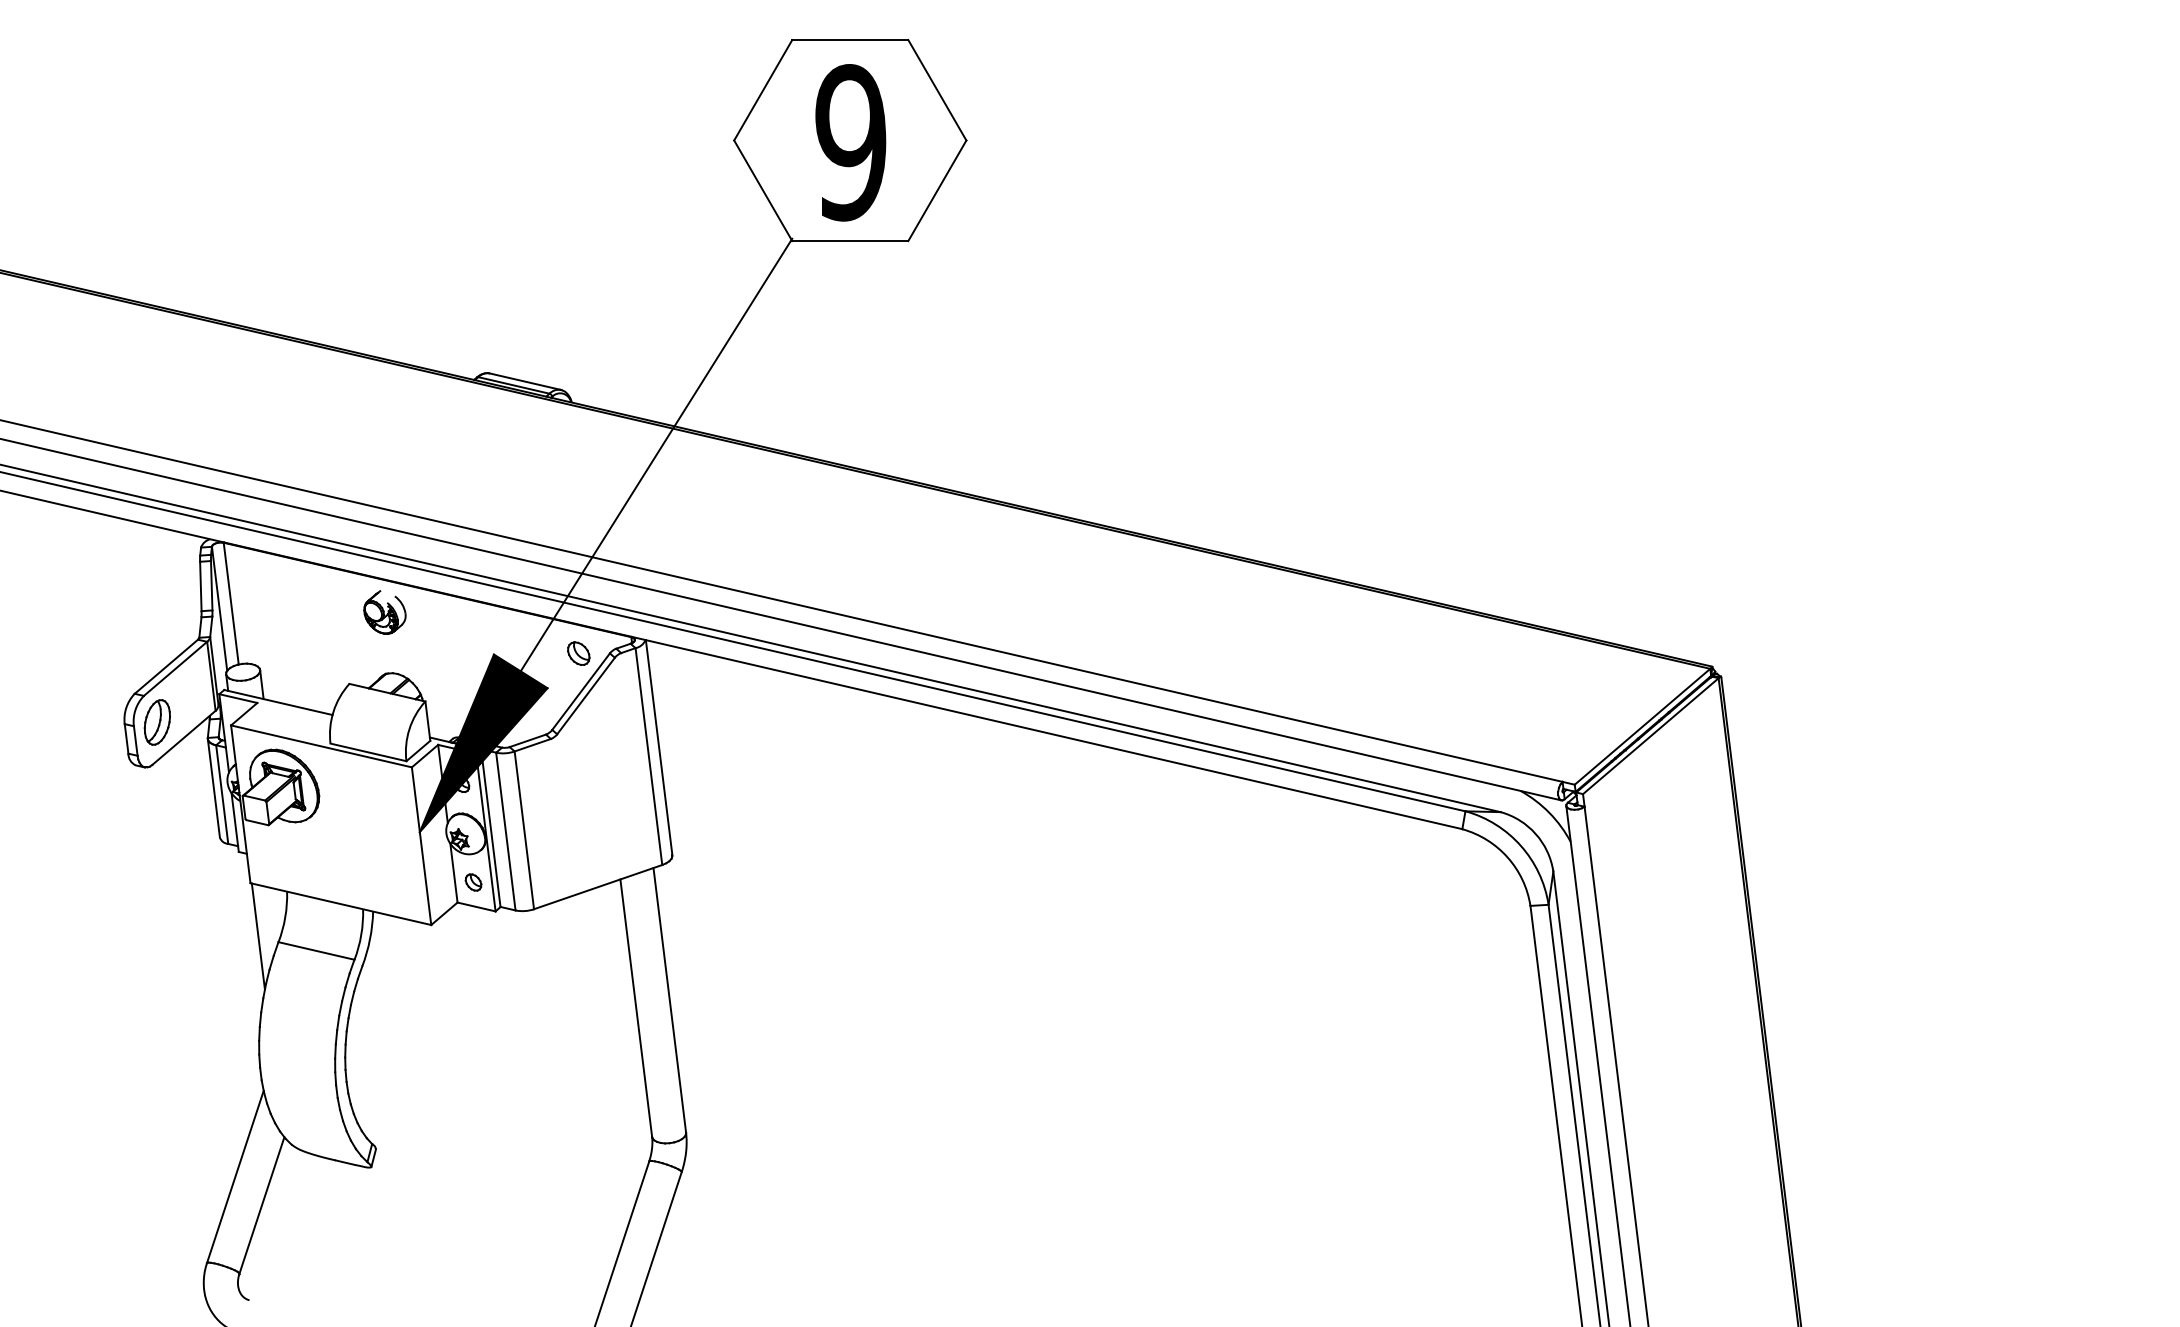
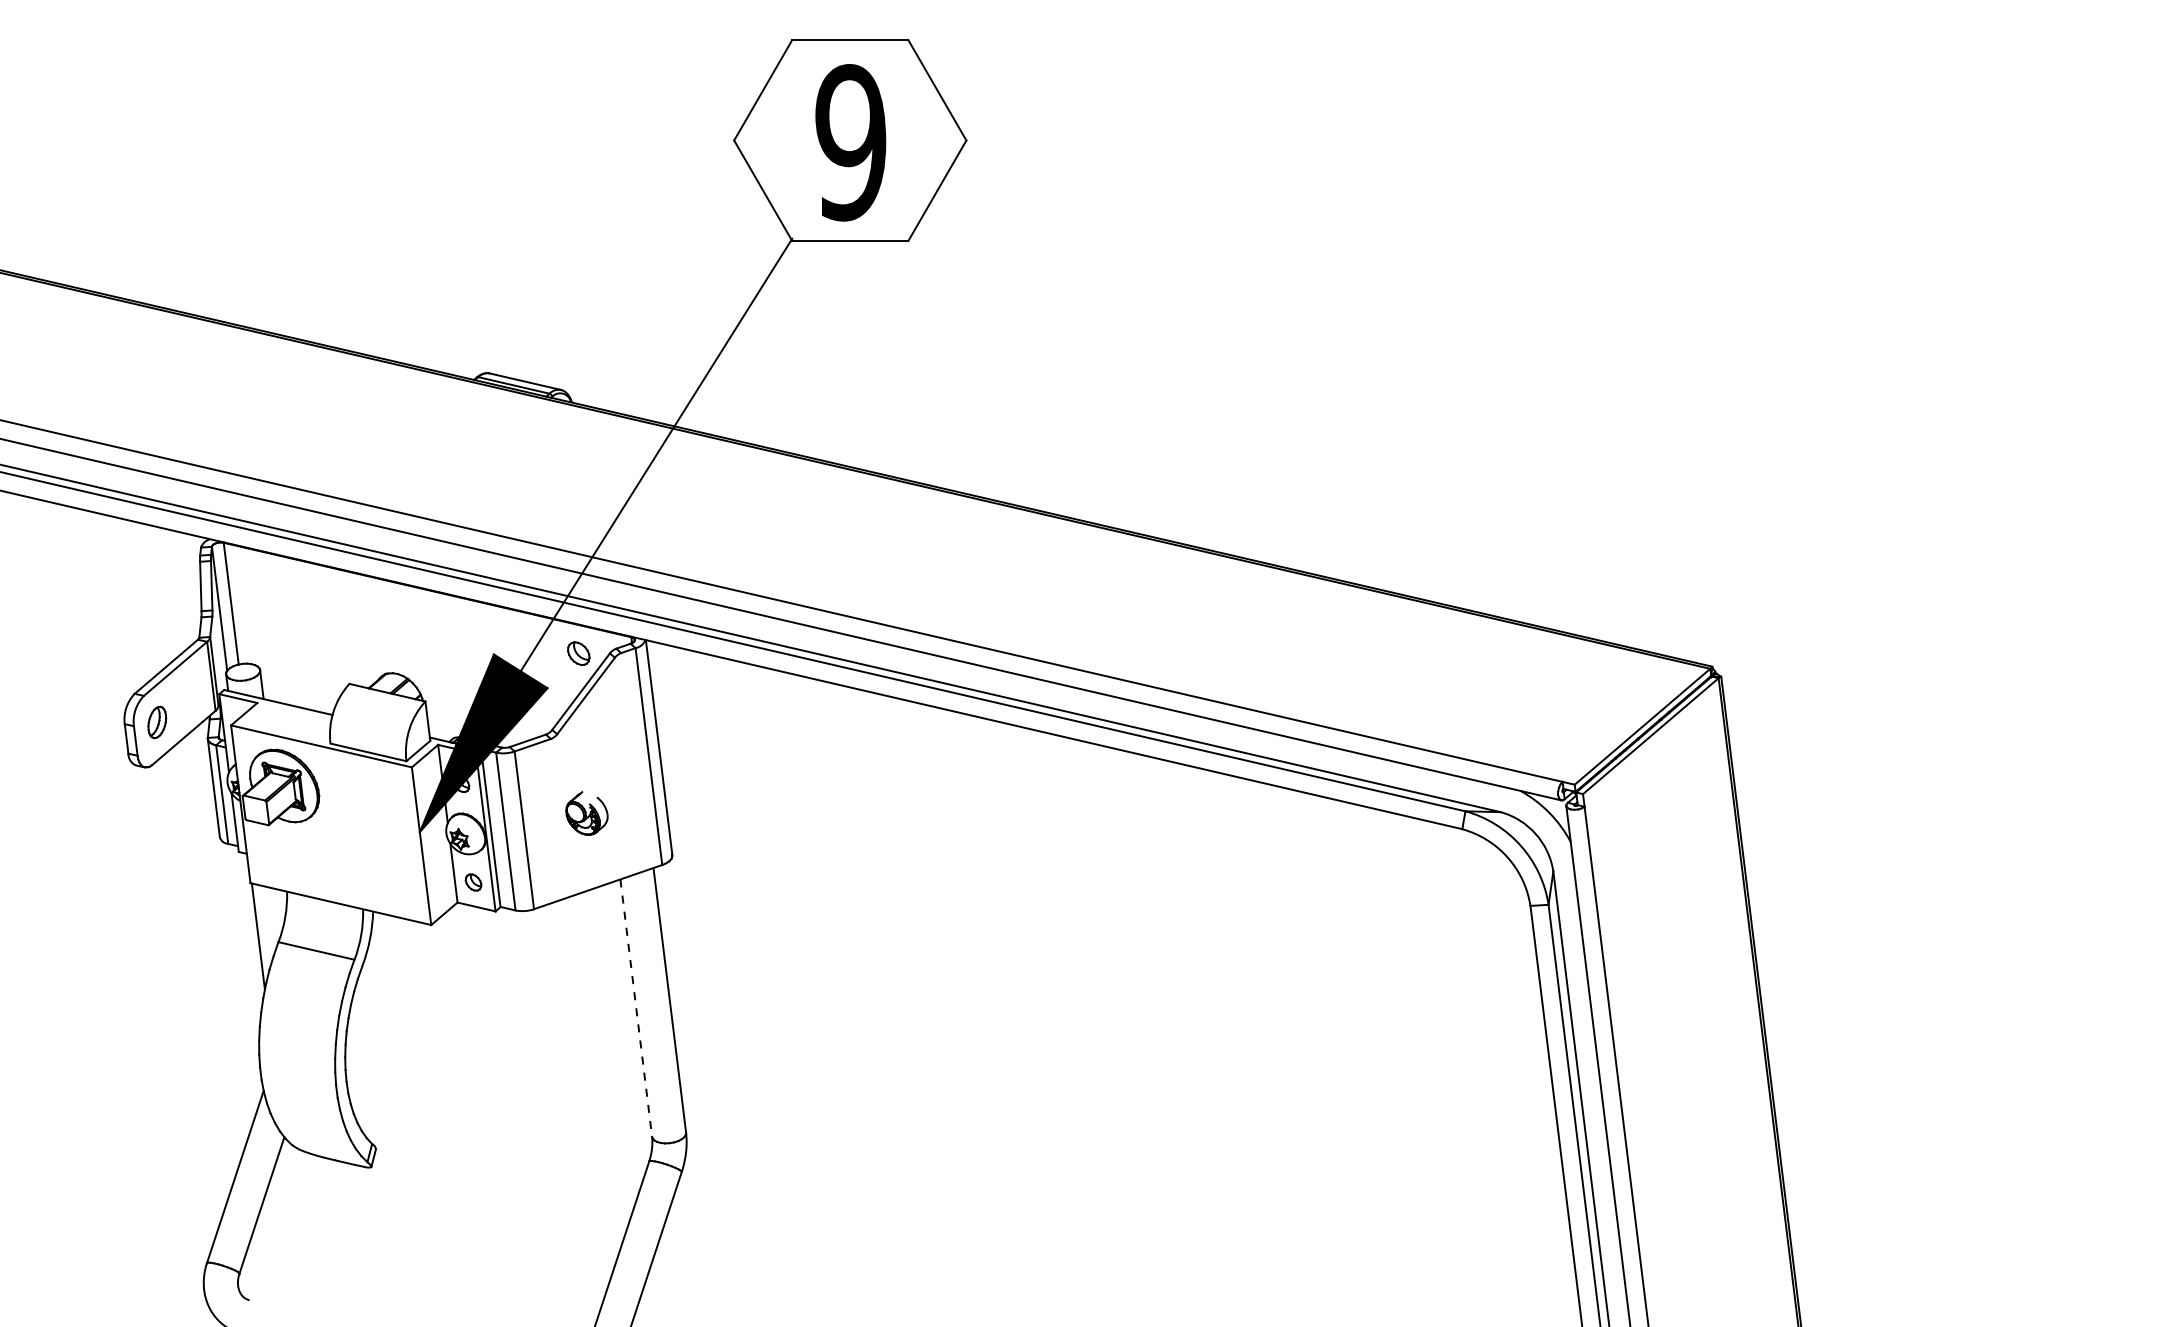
part position: (384, 612) -> (586, 813) (586, 813)
part size: 28x47 px -> 21x34 px (157, 721)
line: solid -> dashed (636, 1008)
